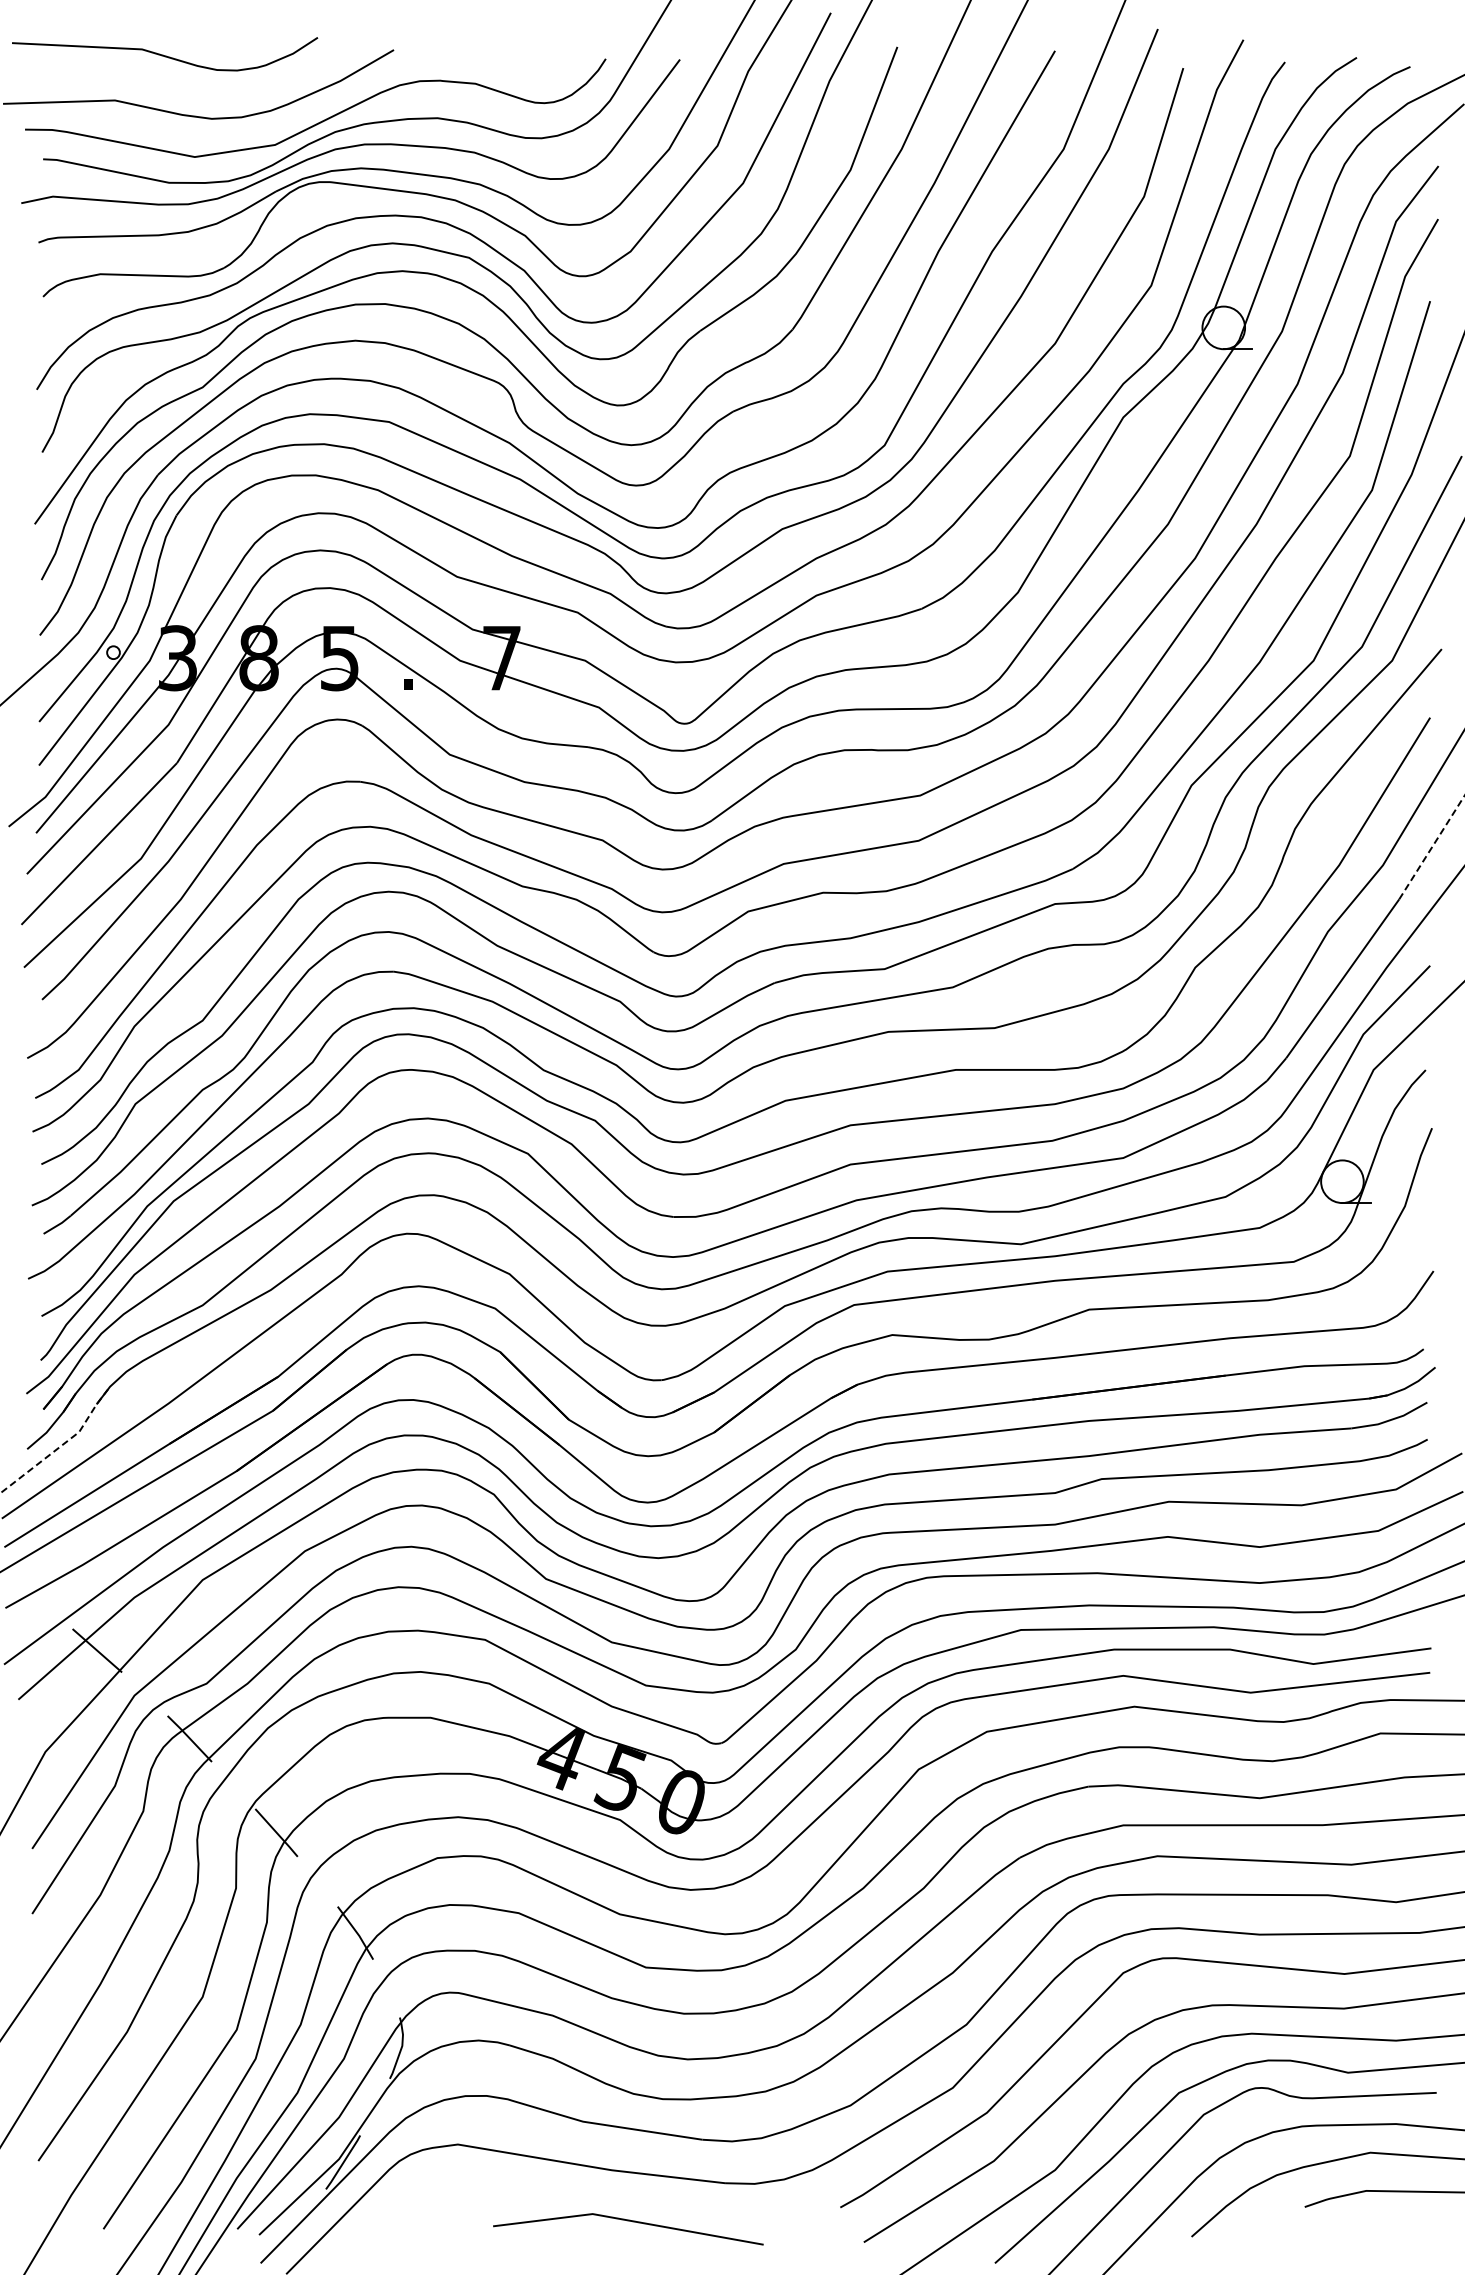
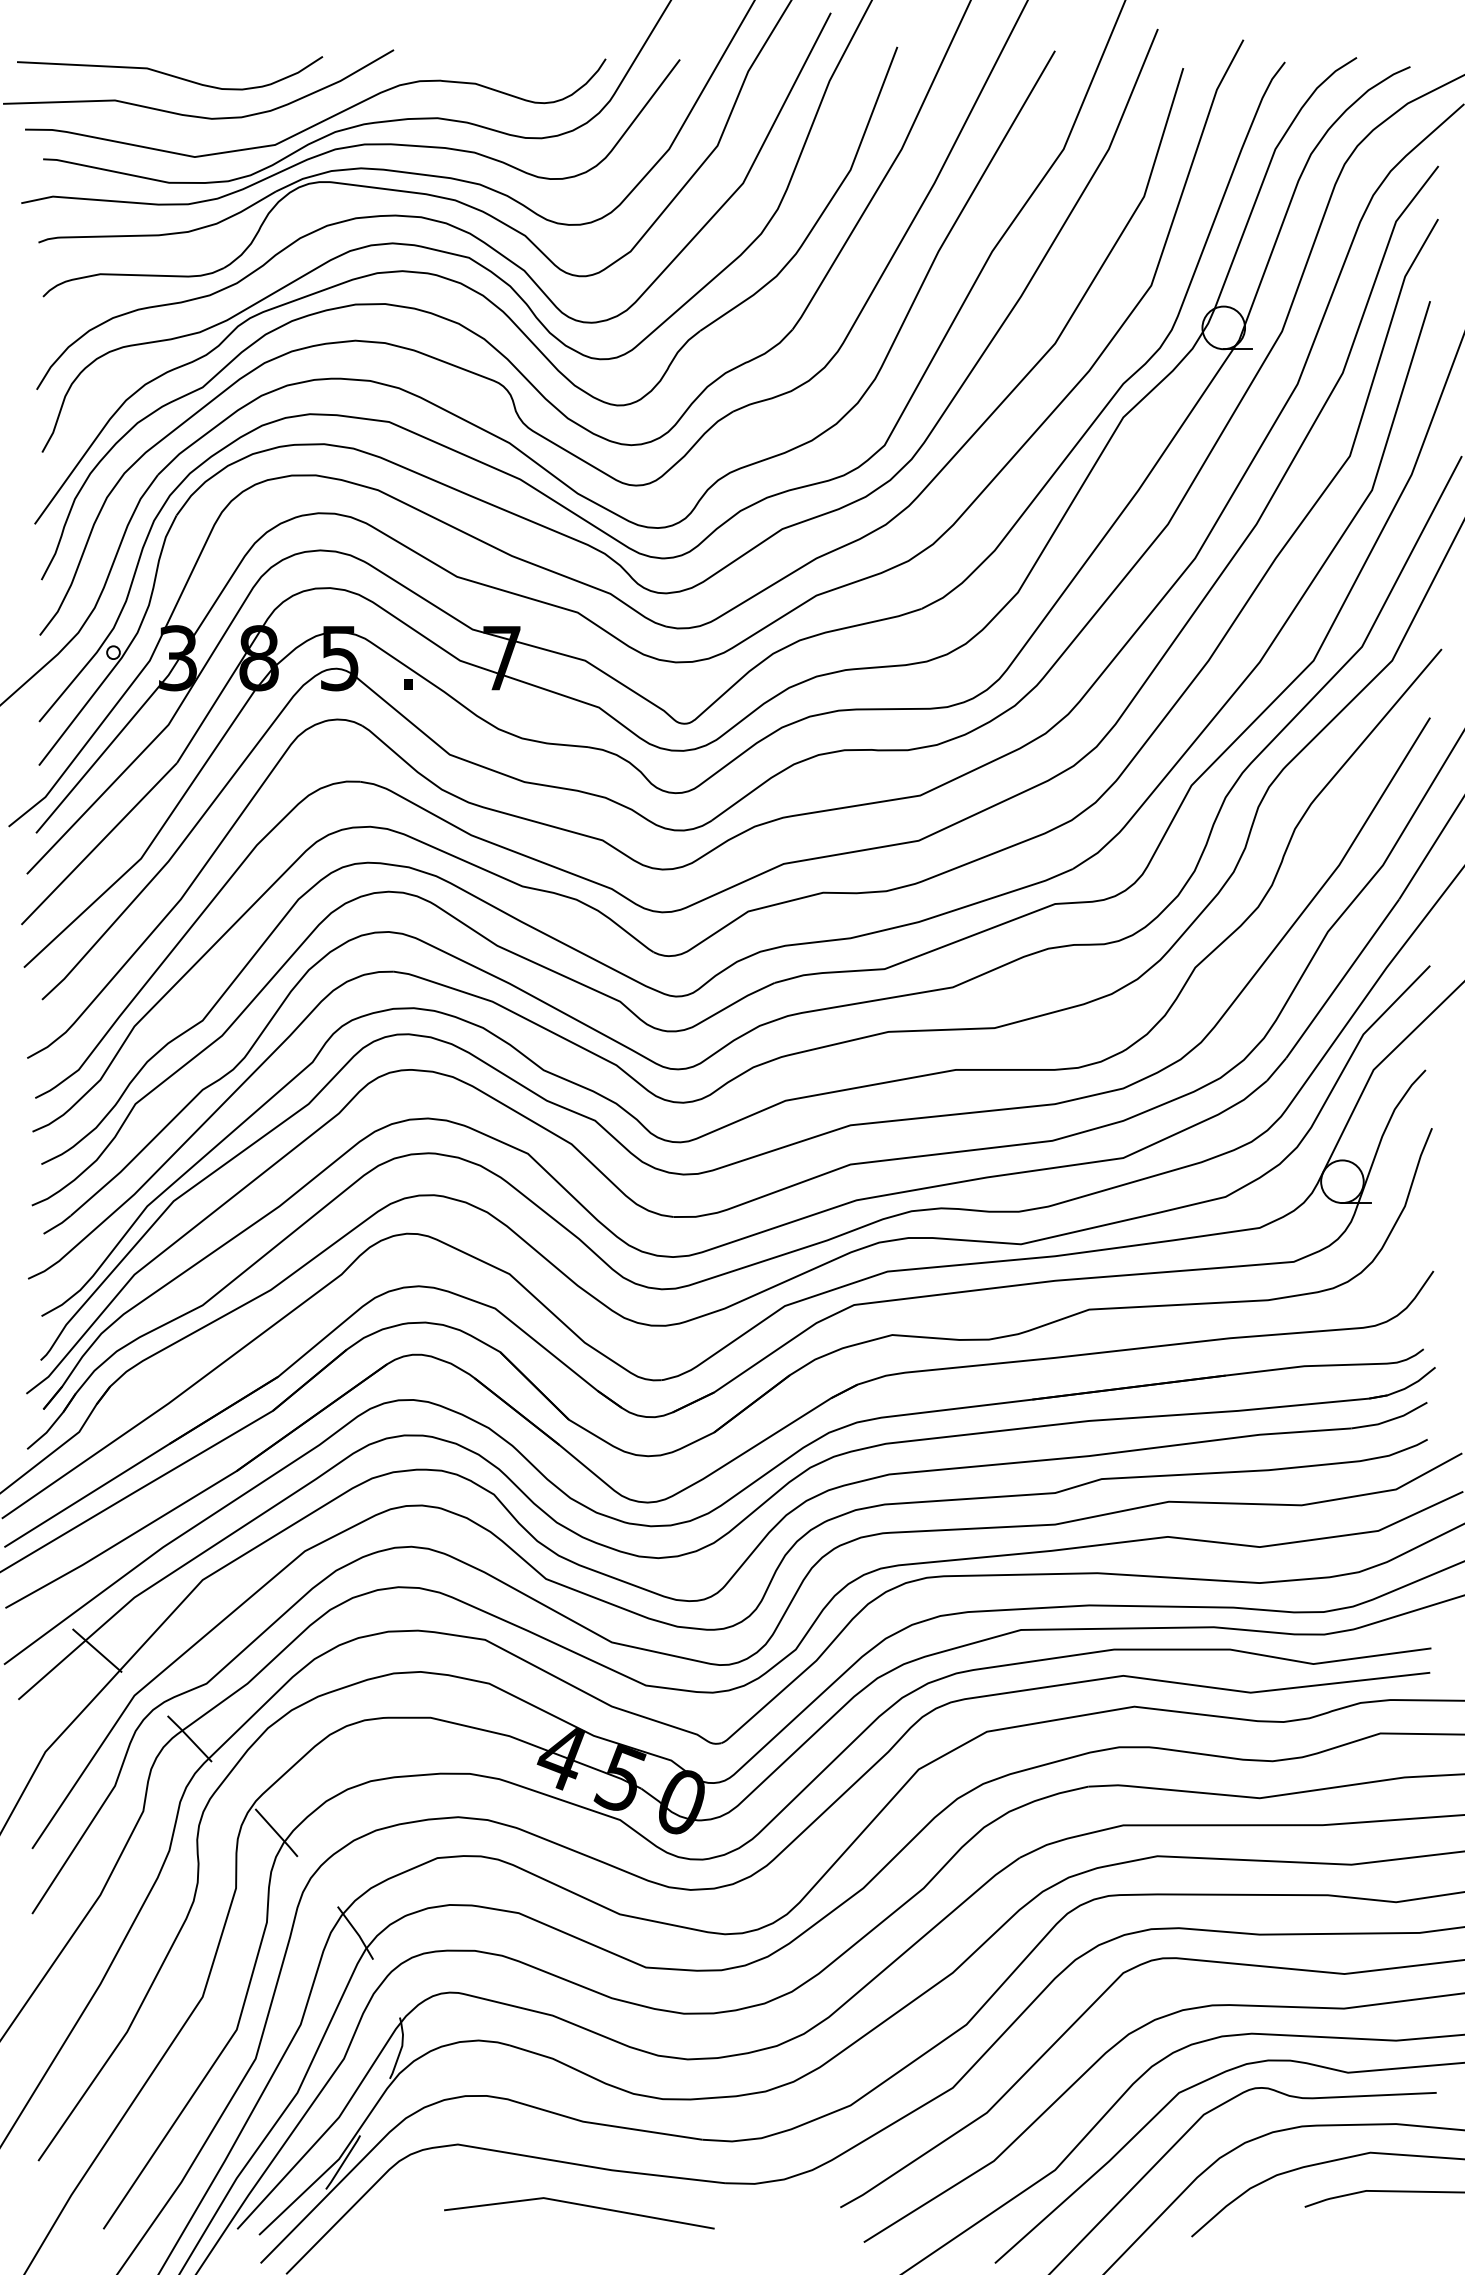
curve position: (165, 55) -> (170, 74) (170, 74)
line: dashed -> solid (1432, 847)
line: dashed -> solid (62, 1444)
line position: (628, 2221) -> (579, 2205) (579, 2205)
